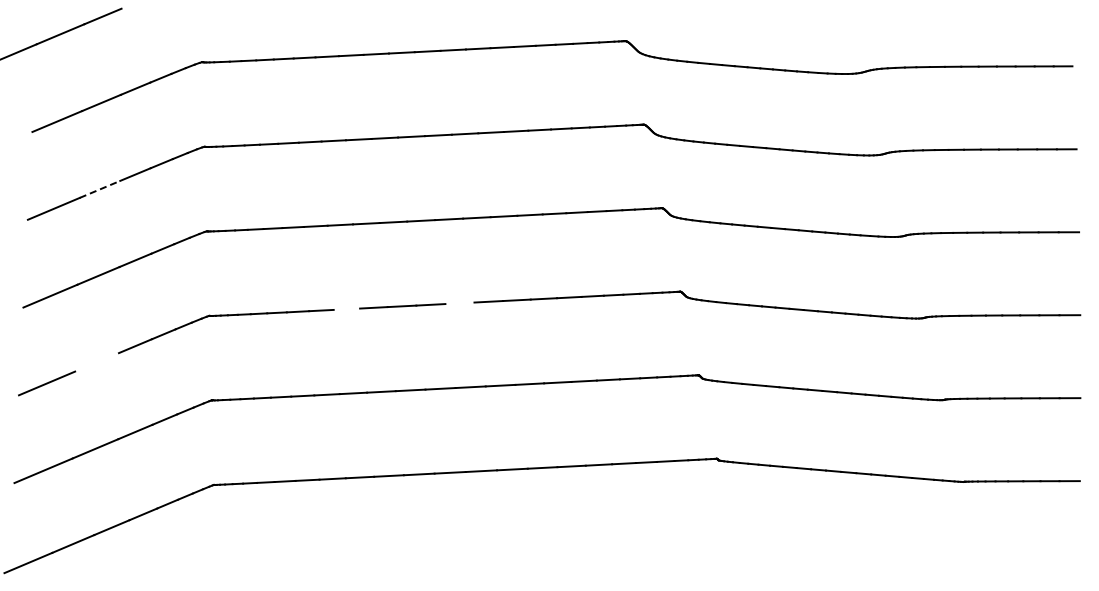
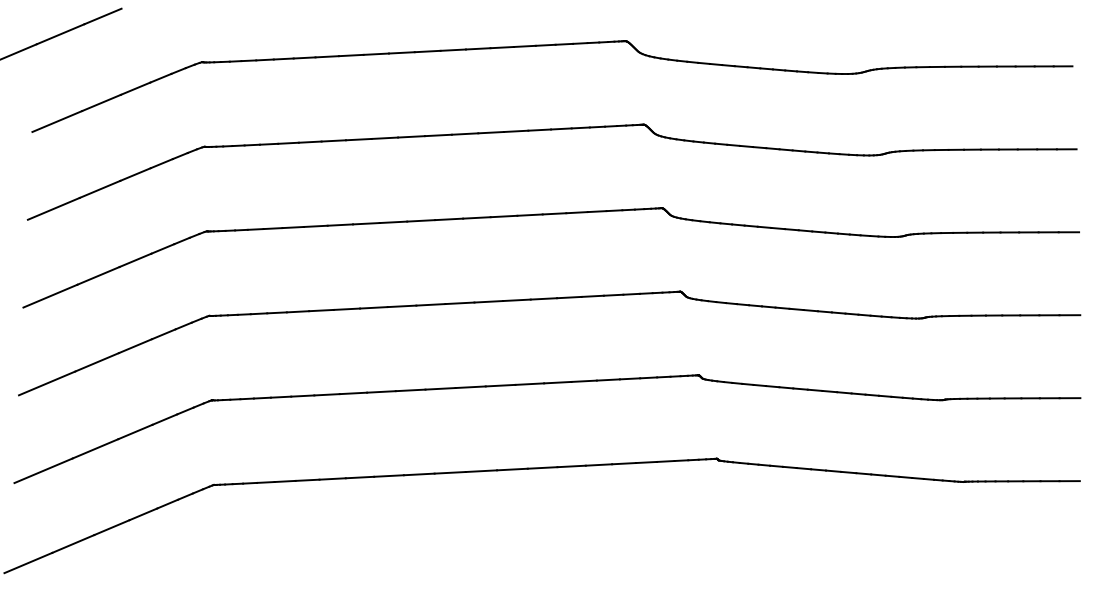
line: dashed -> solid (100, 189)
line: none -> present (459, 303)
line: none -> present (346, 308)
line: none -> present (96, 362)
